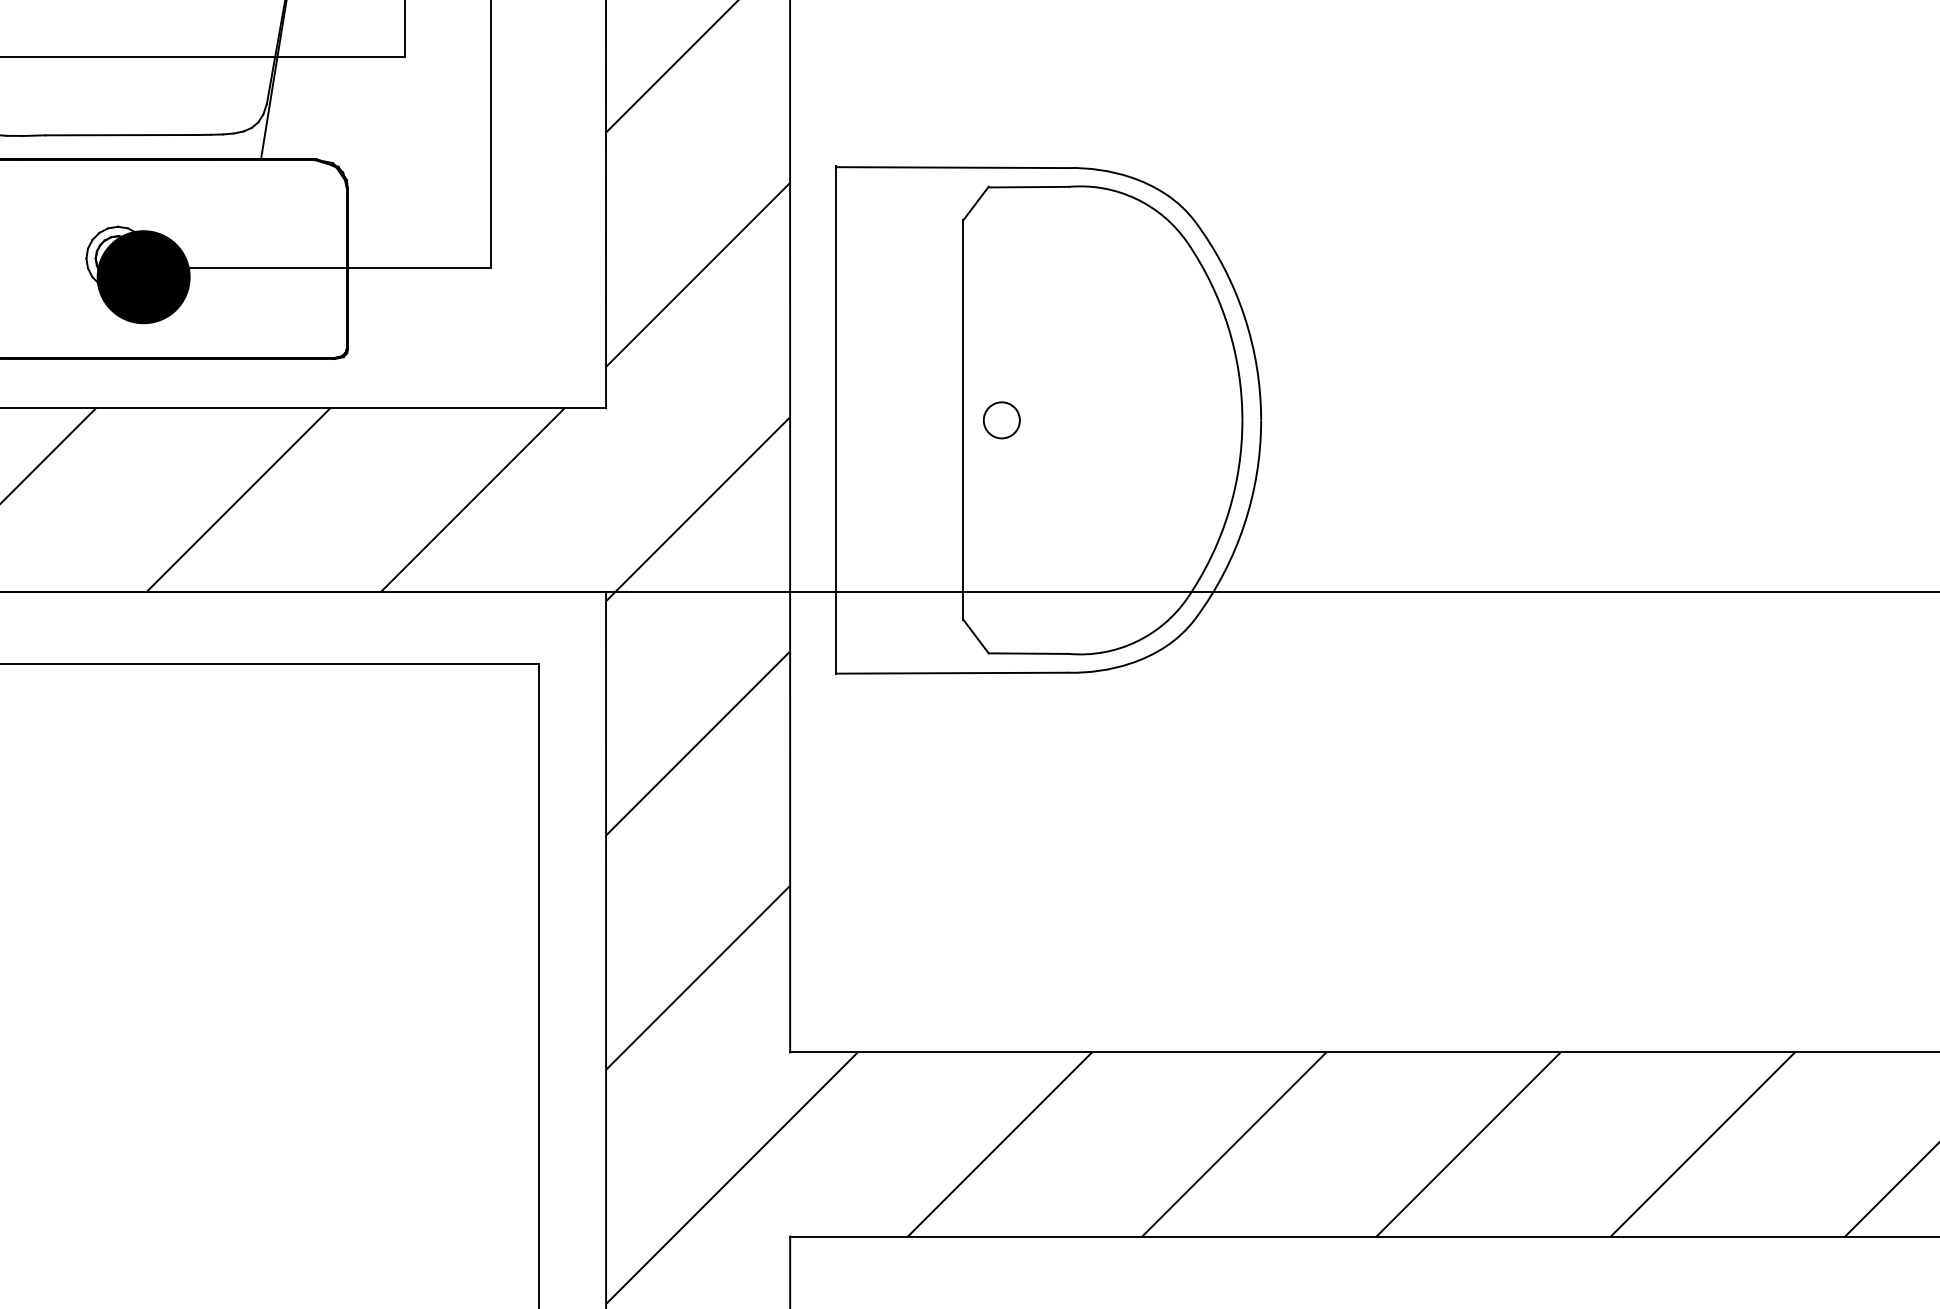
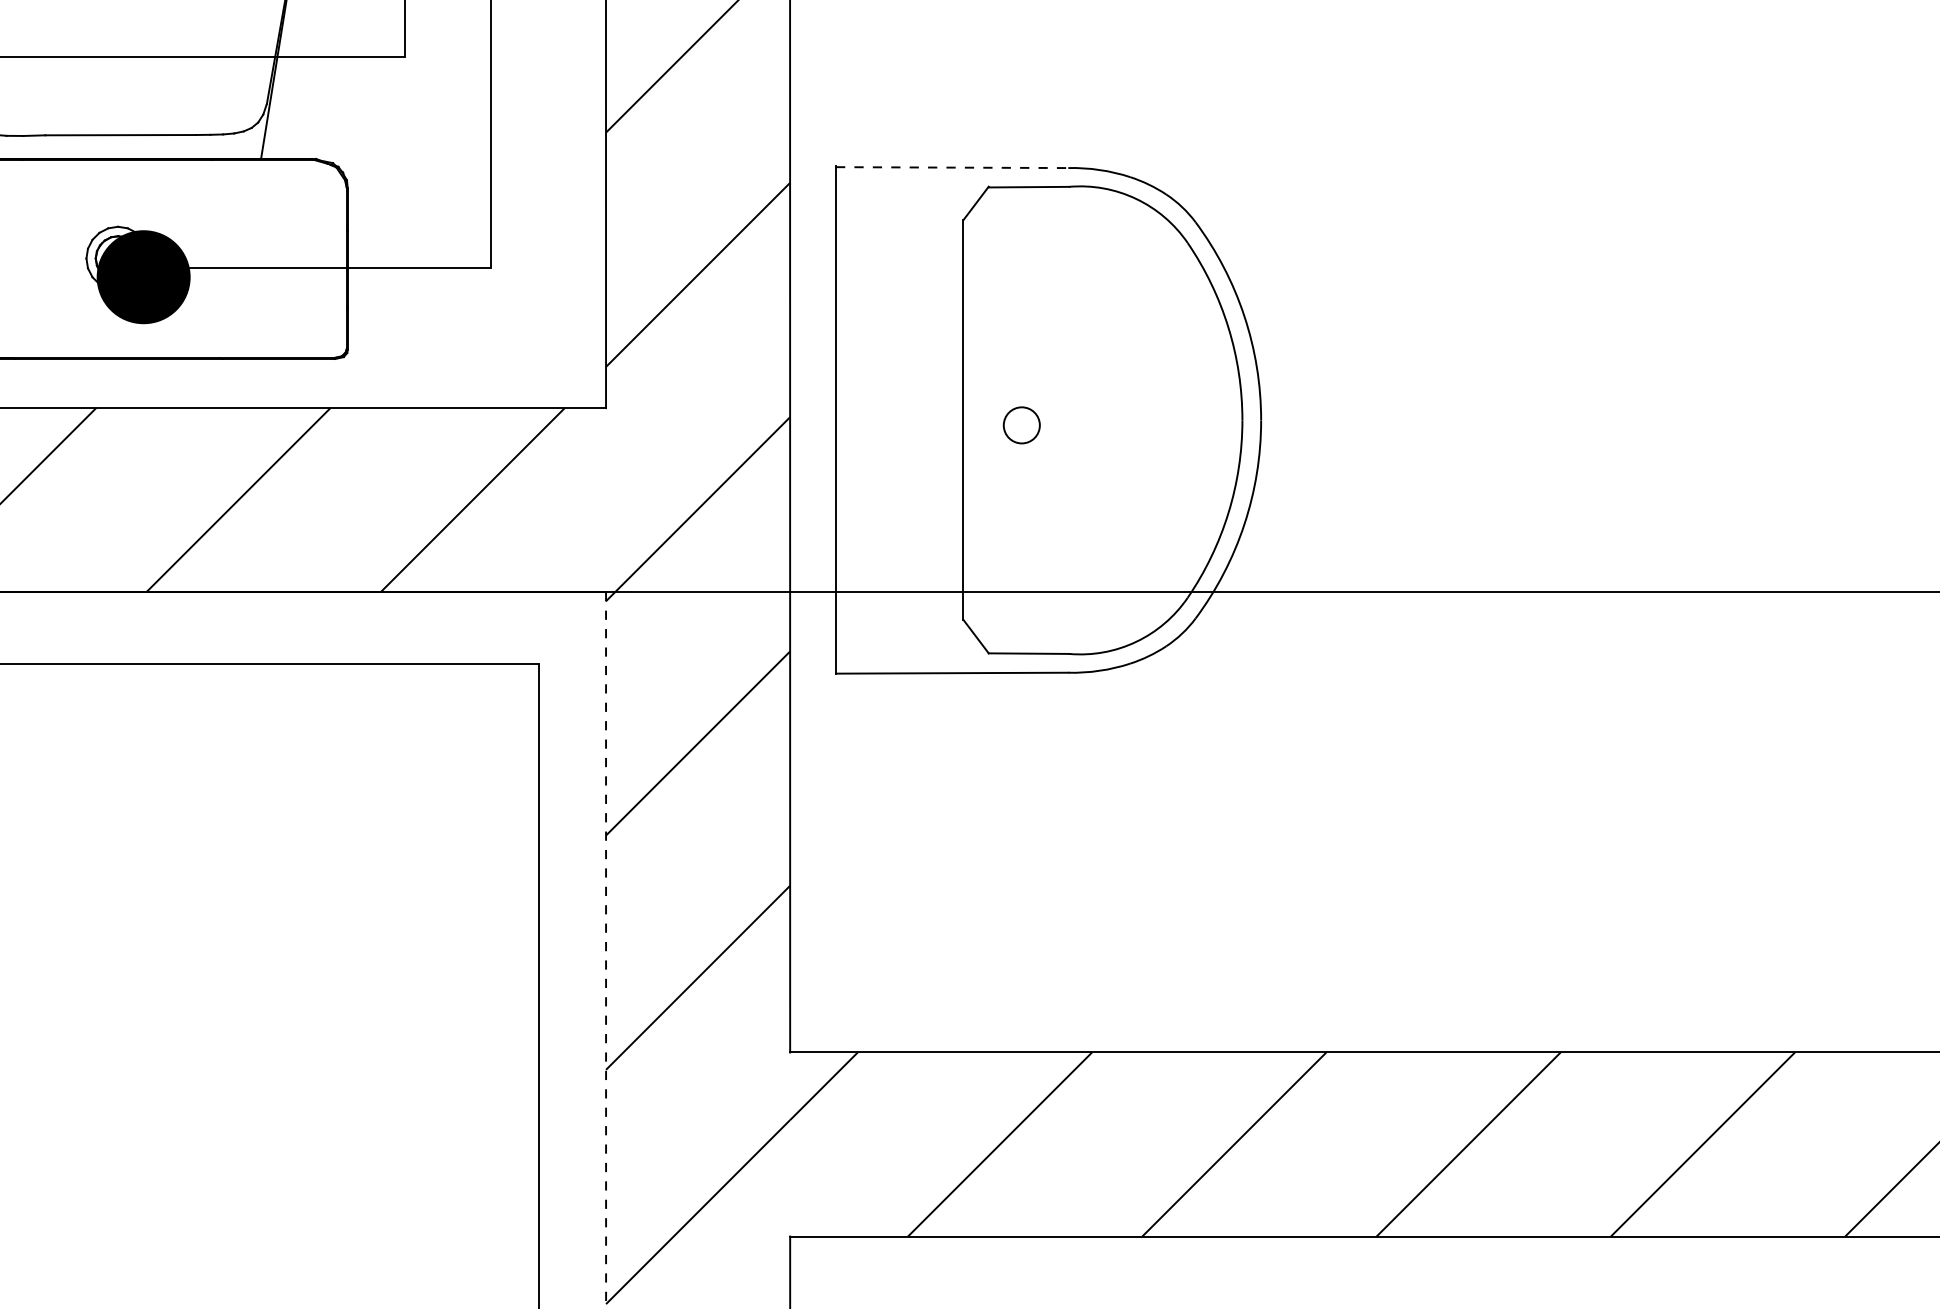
line: solid -> dashed (952, 167)
circle position: (1001, 420) -> (1021, 425) (1021, 425)
line: solid -> dashed (606, 950)
